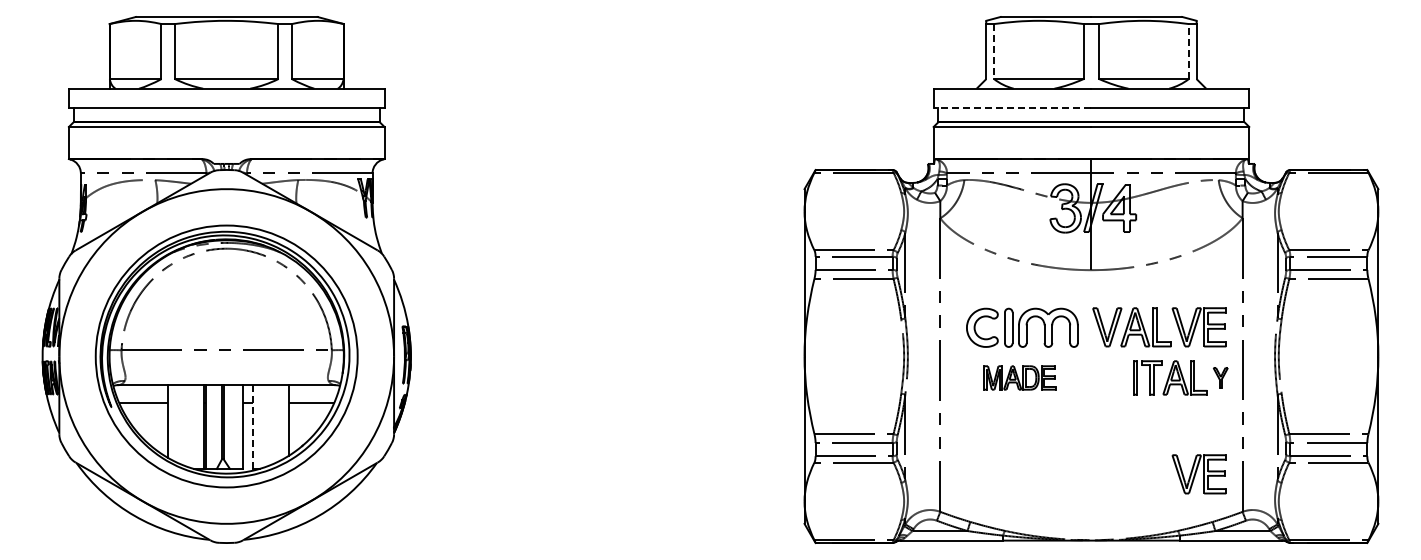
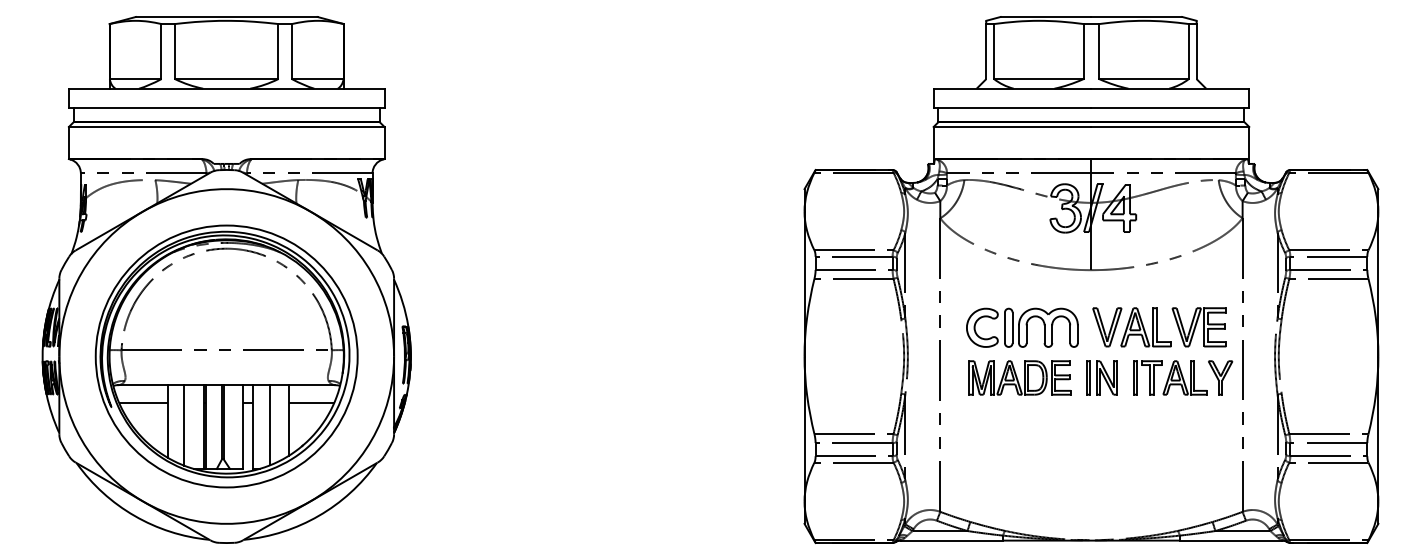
line: dashed -> solid (994, 51)
line: dashed -> solid (1188, 51)
line: dashed -> solid (1012, 107)
part size: 74x26 px -> 104x36 px (1019, 377)
part: none -> present (1101, 377)
part size: 16x22 px -> 26x36 px (1220, 377)
line: none -> present (184, 425)
line: none -> present (269, 425)
line: dashed -> solid (253, 427)
part: present -> none (1198, 474)
